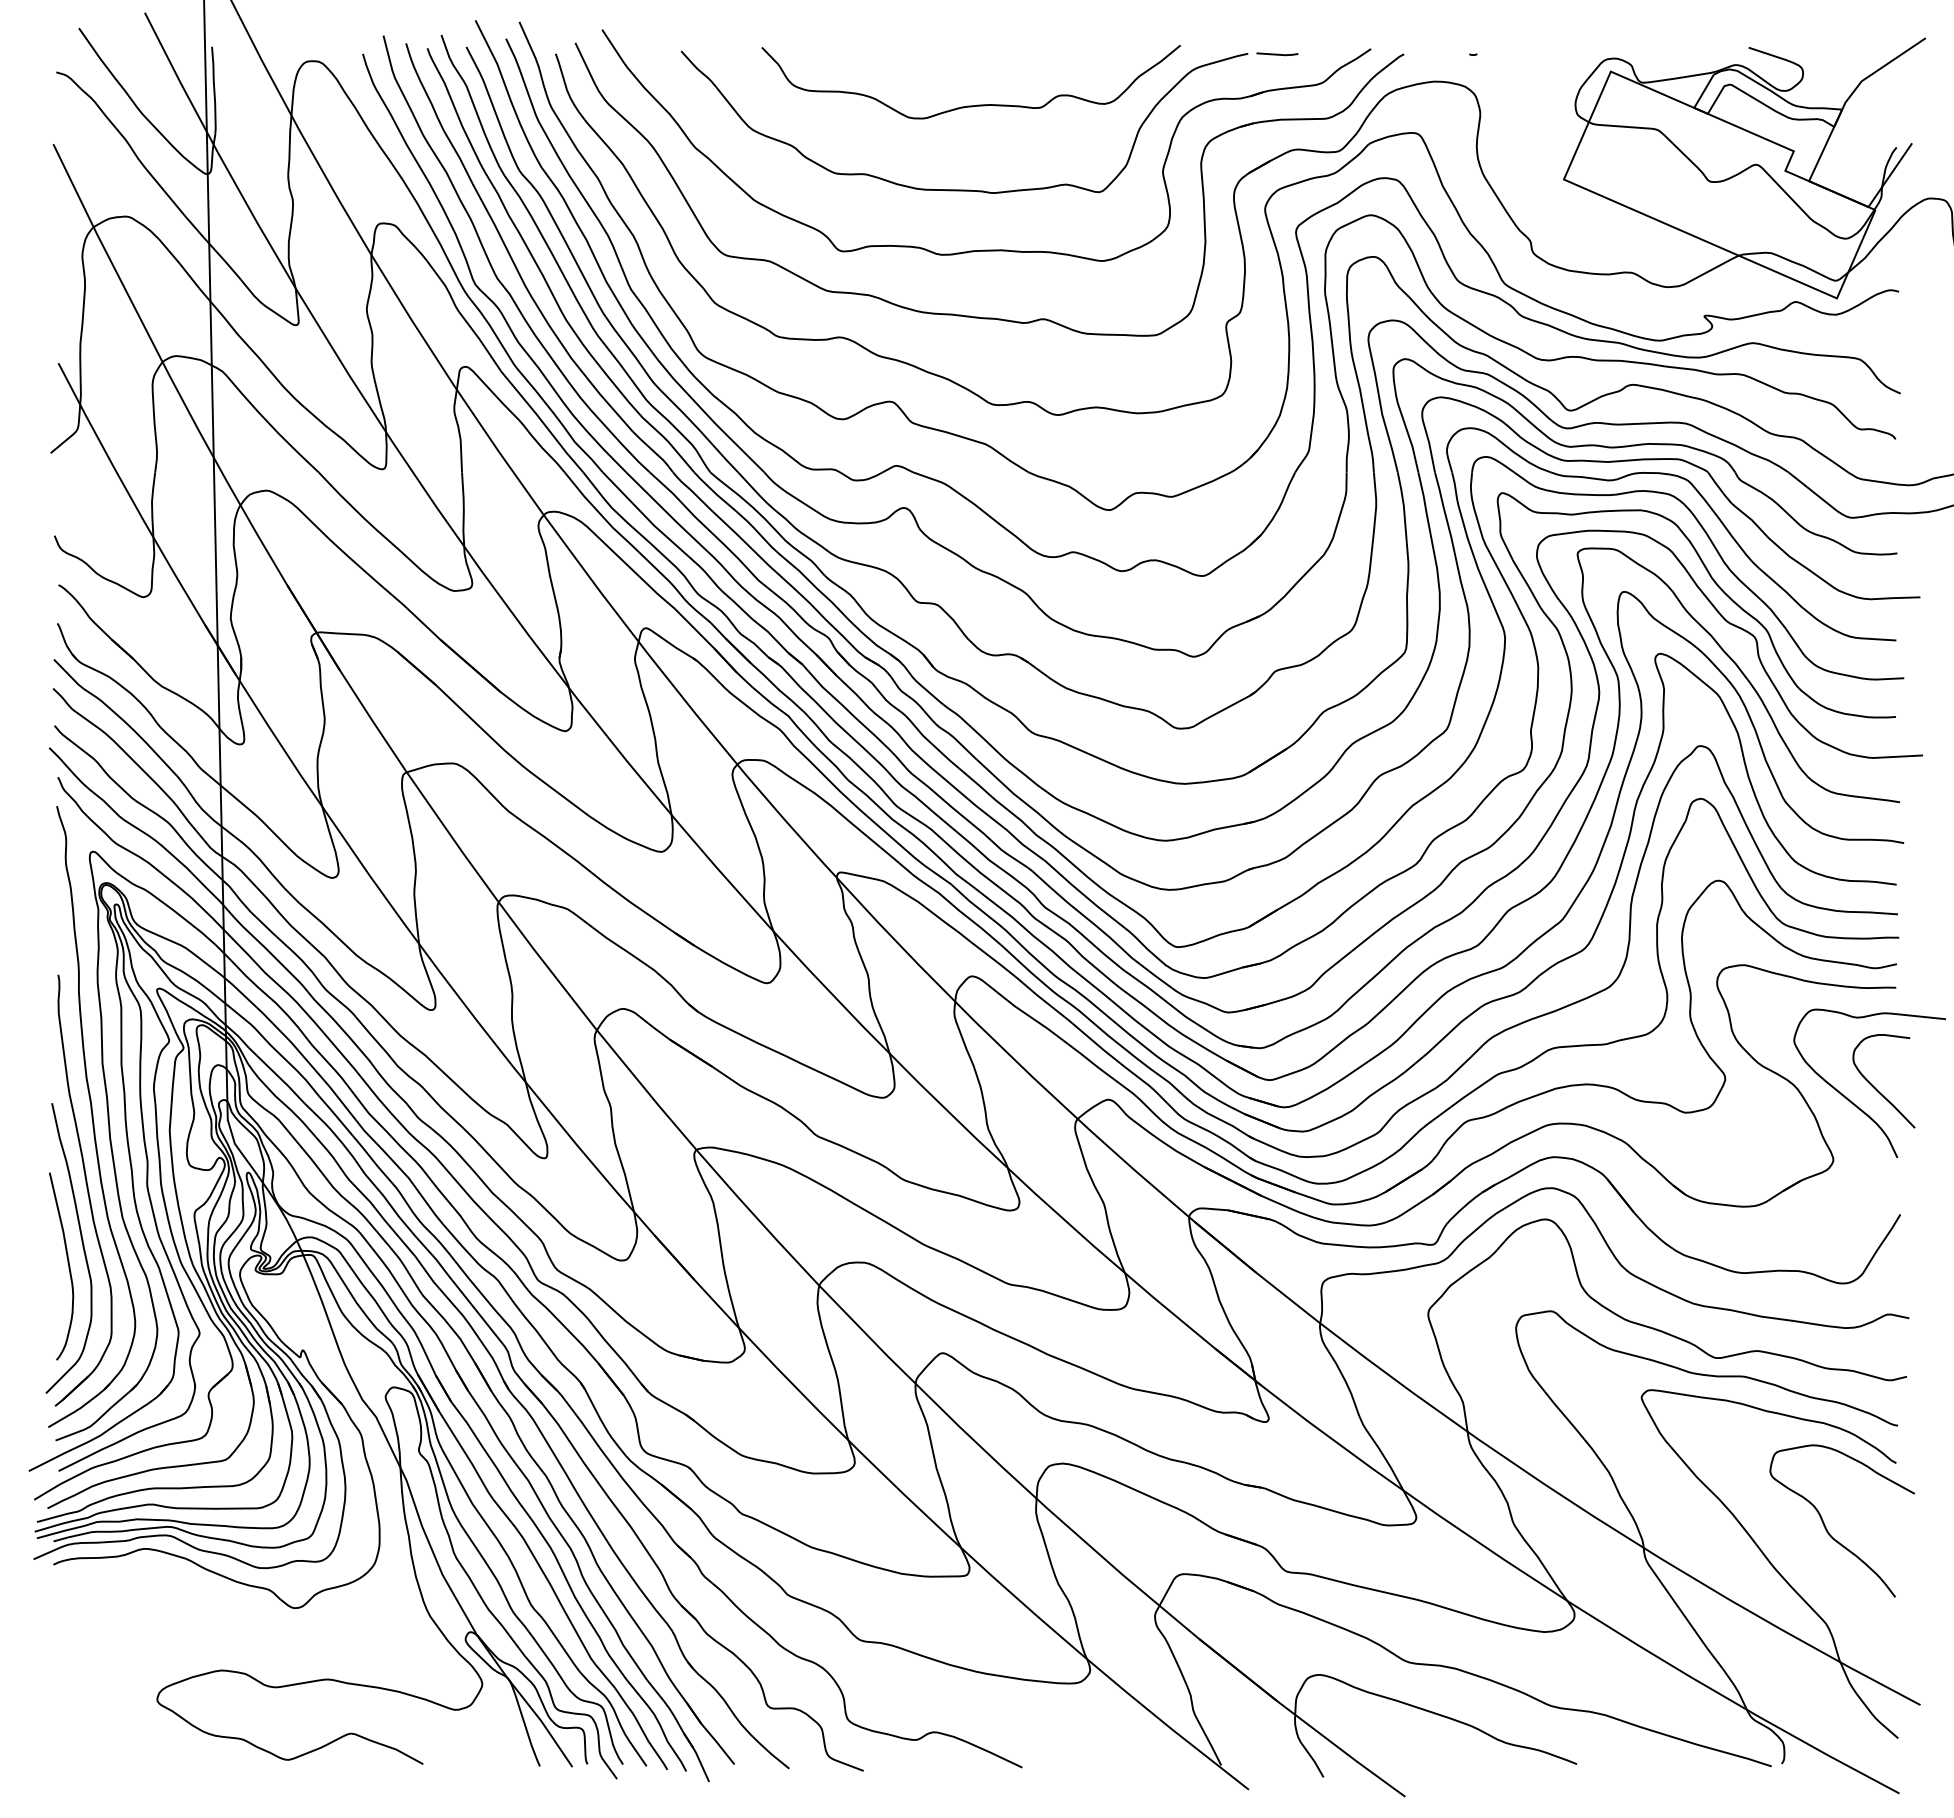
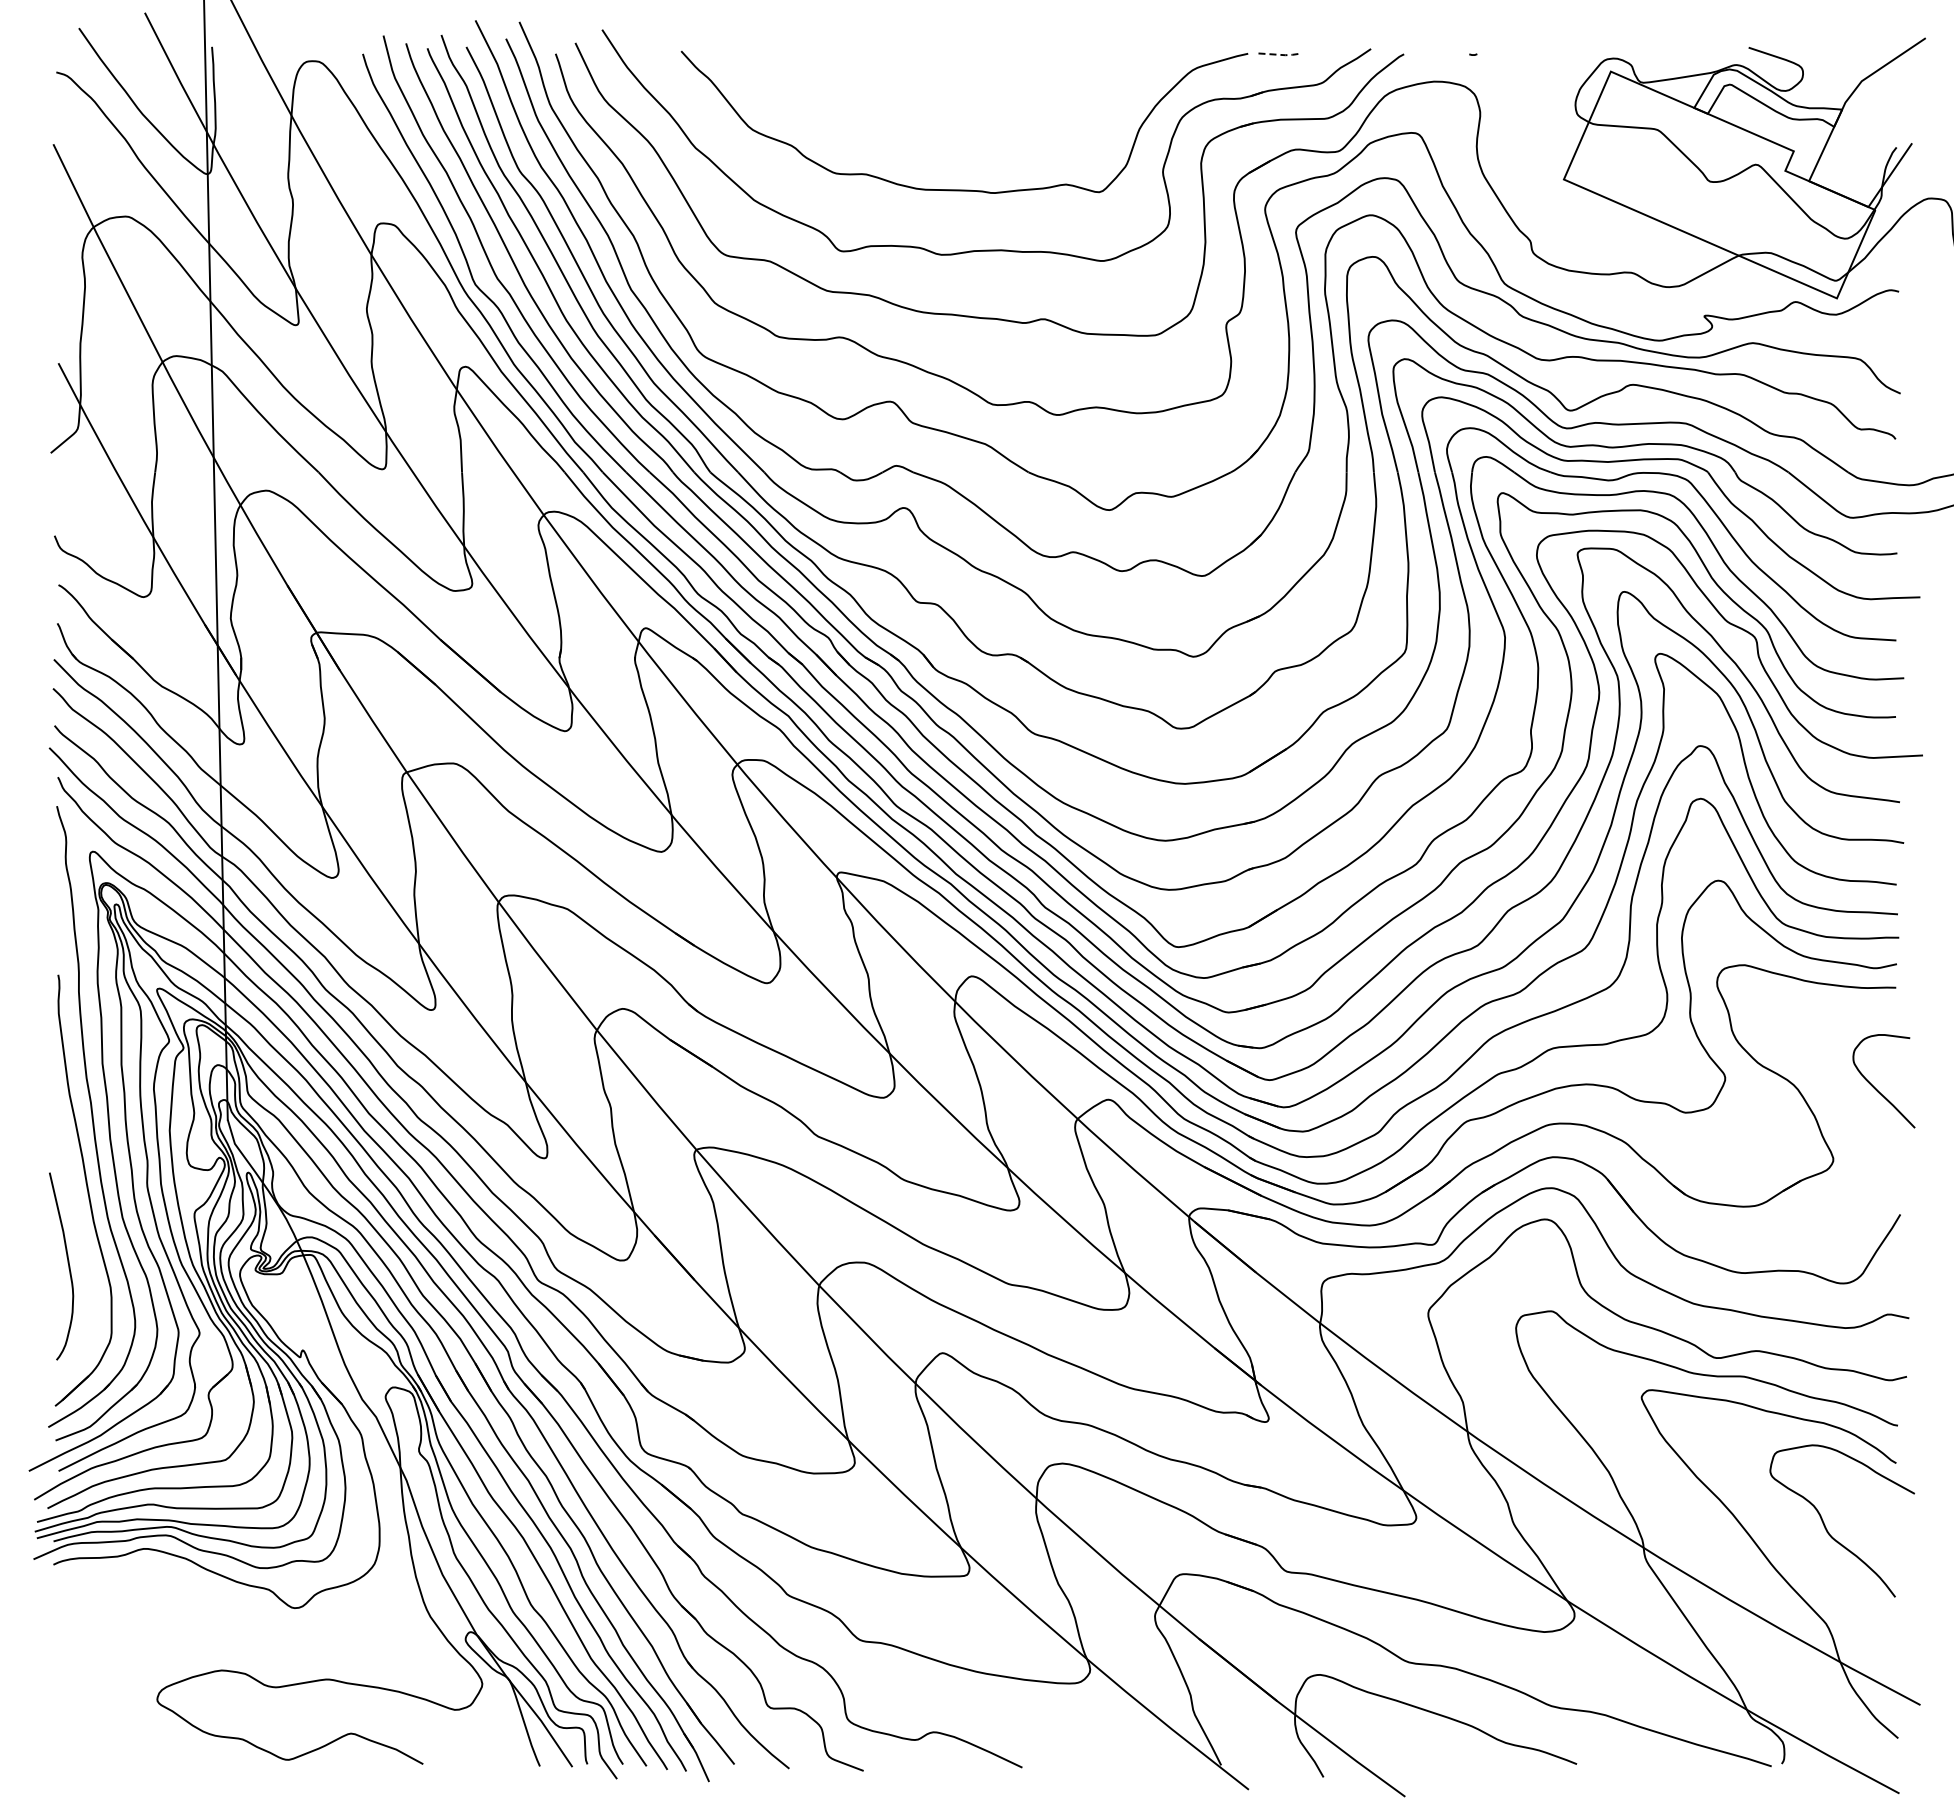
line: solid -> dashed (1278, 54)
curve: present -> none (970, 105)
curve: present -> none (1852, 1101)
curve: present -> none (82, 1247)
